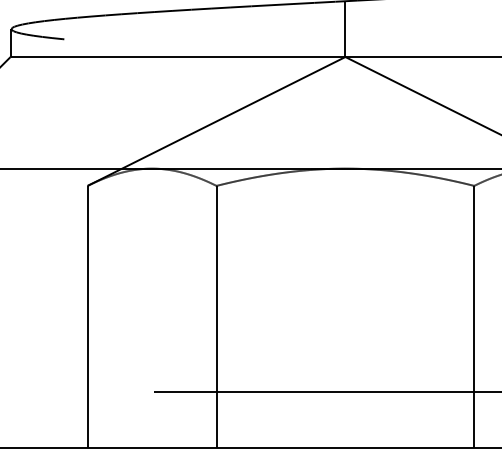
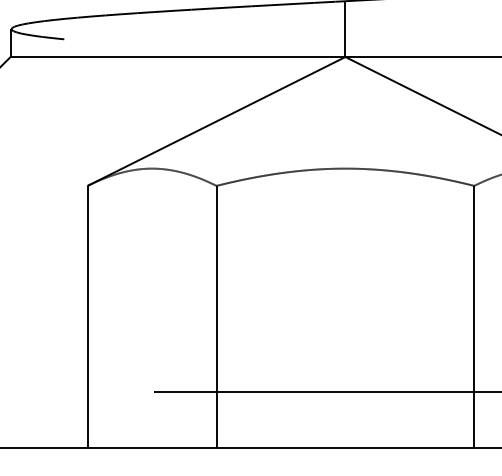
line: present -> none (250, 168)
